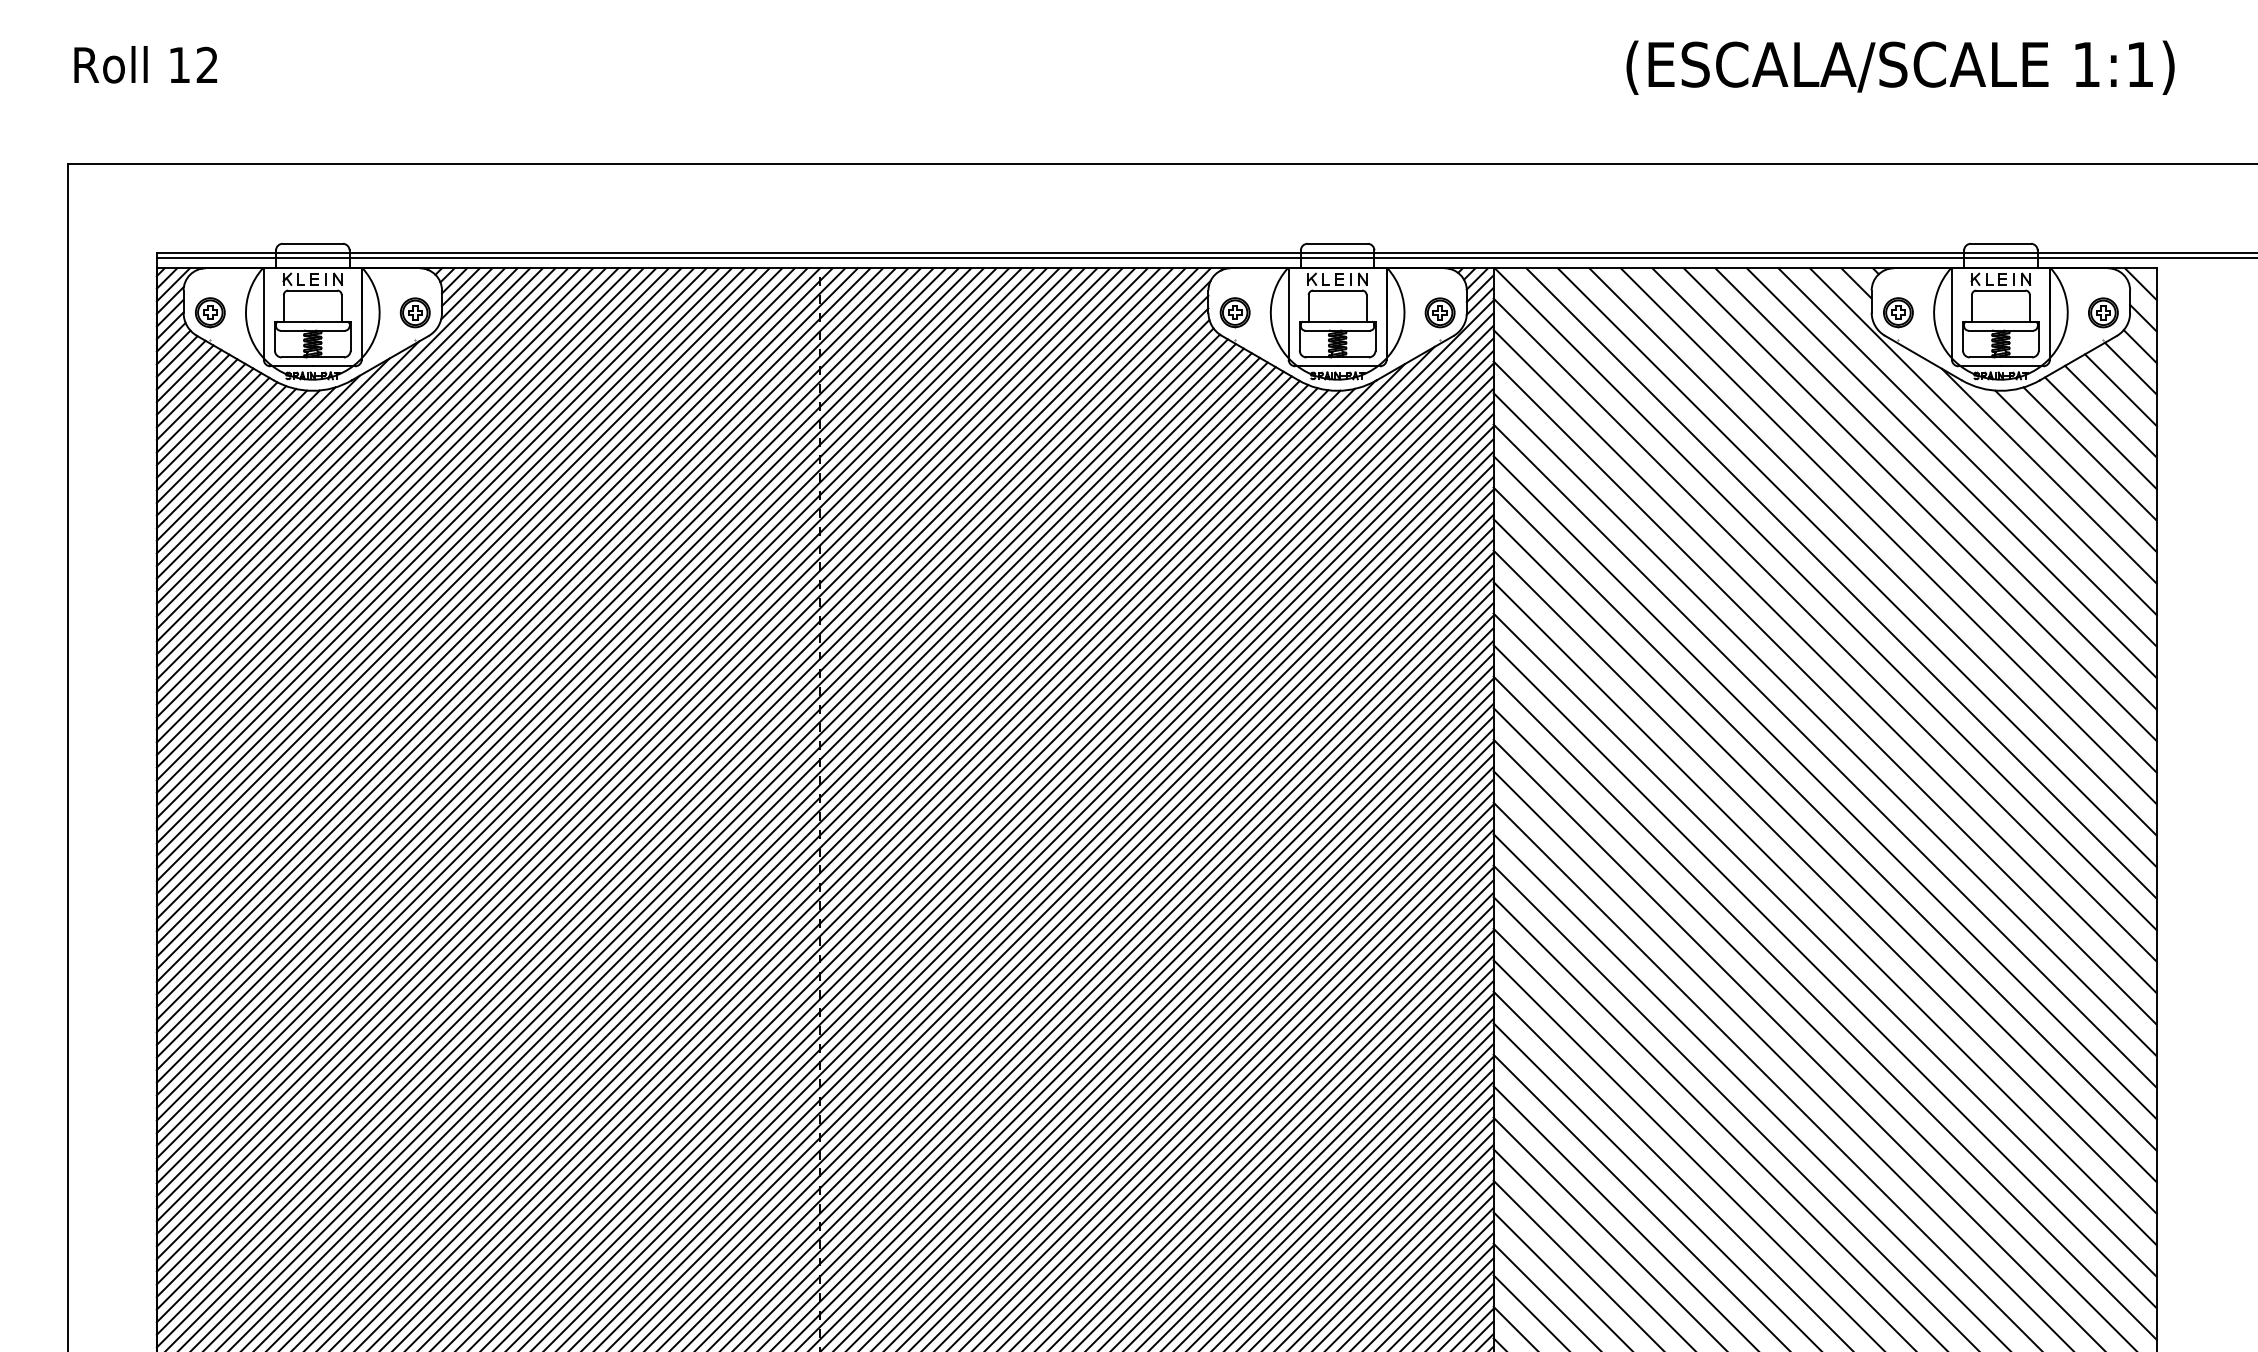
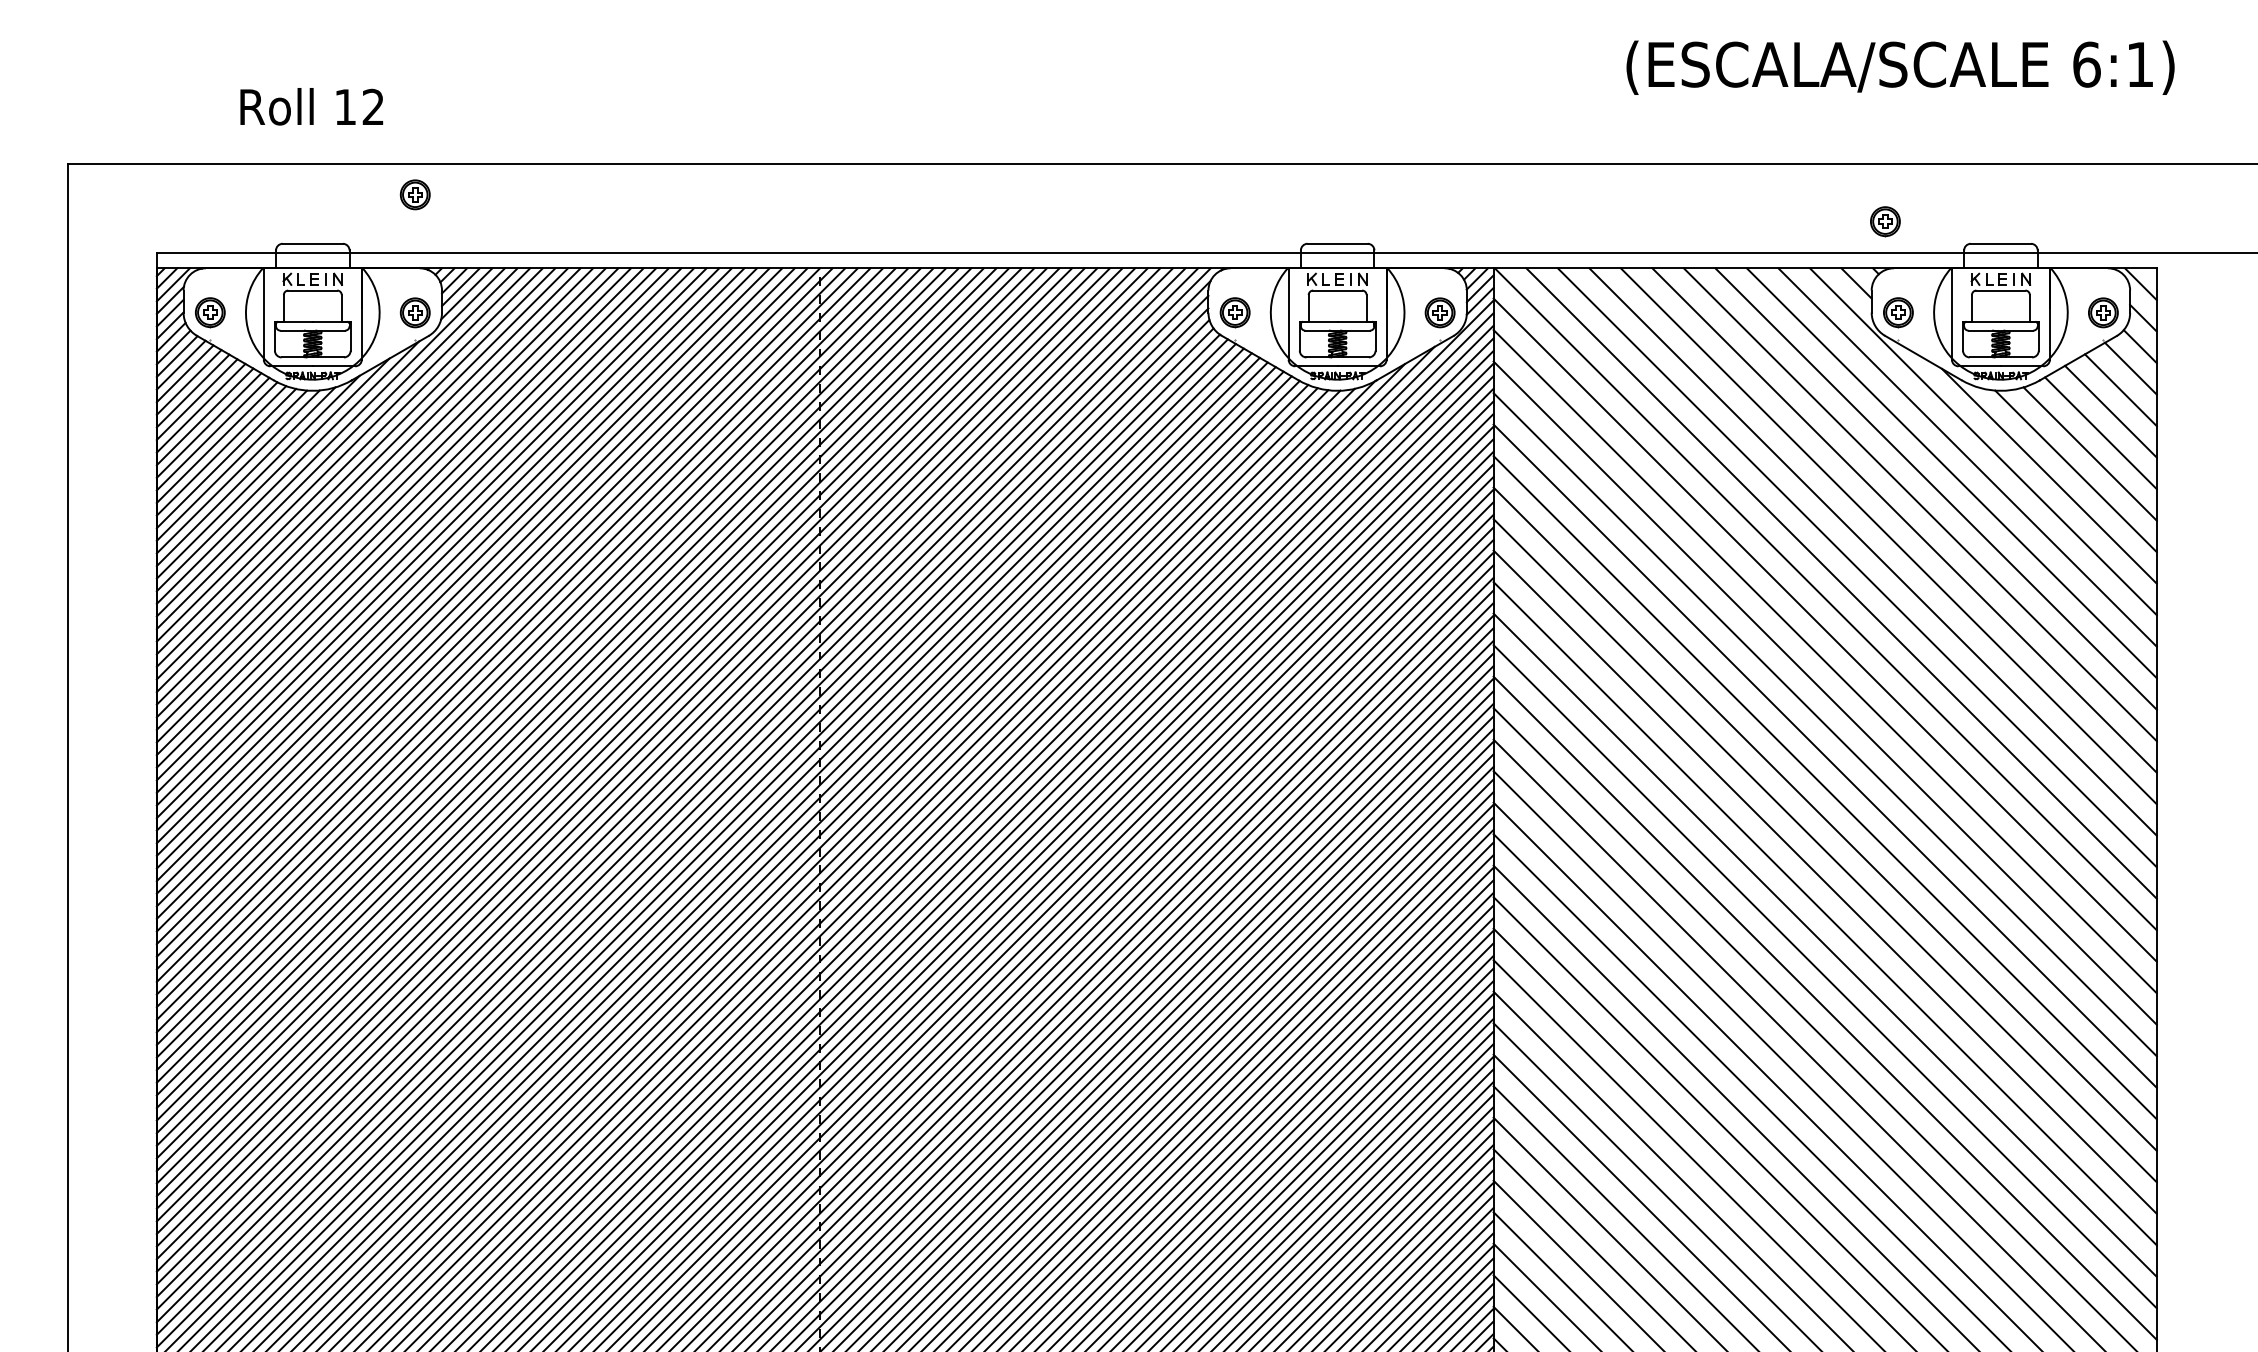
text position: (145, 64) -> (311, 106) (311, 106)
text: 1:1) -> 6:1) (2086, 64)
part: none -> present (414, 194)
part: none -> present (1885, 221)
line: present -> none (1205, 258)
